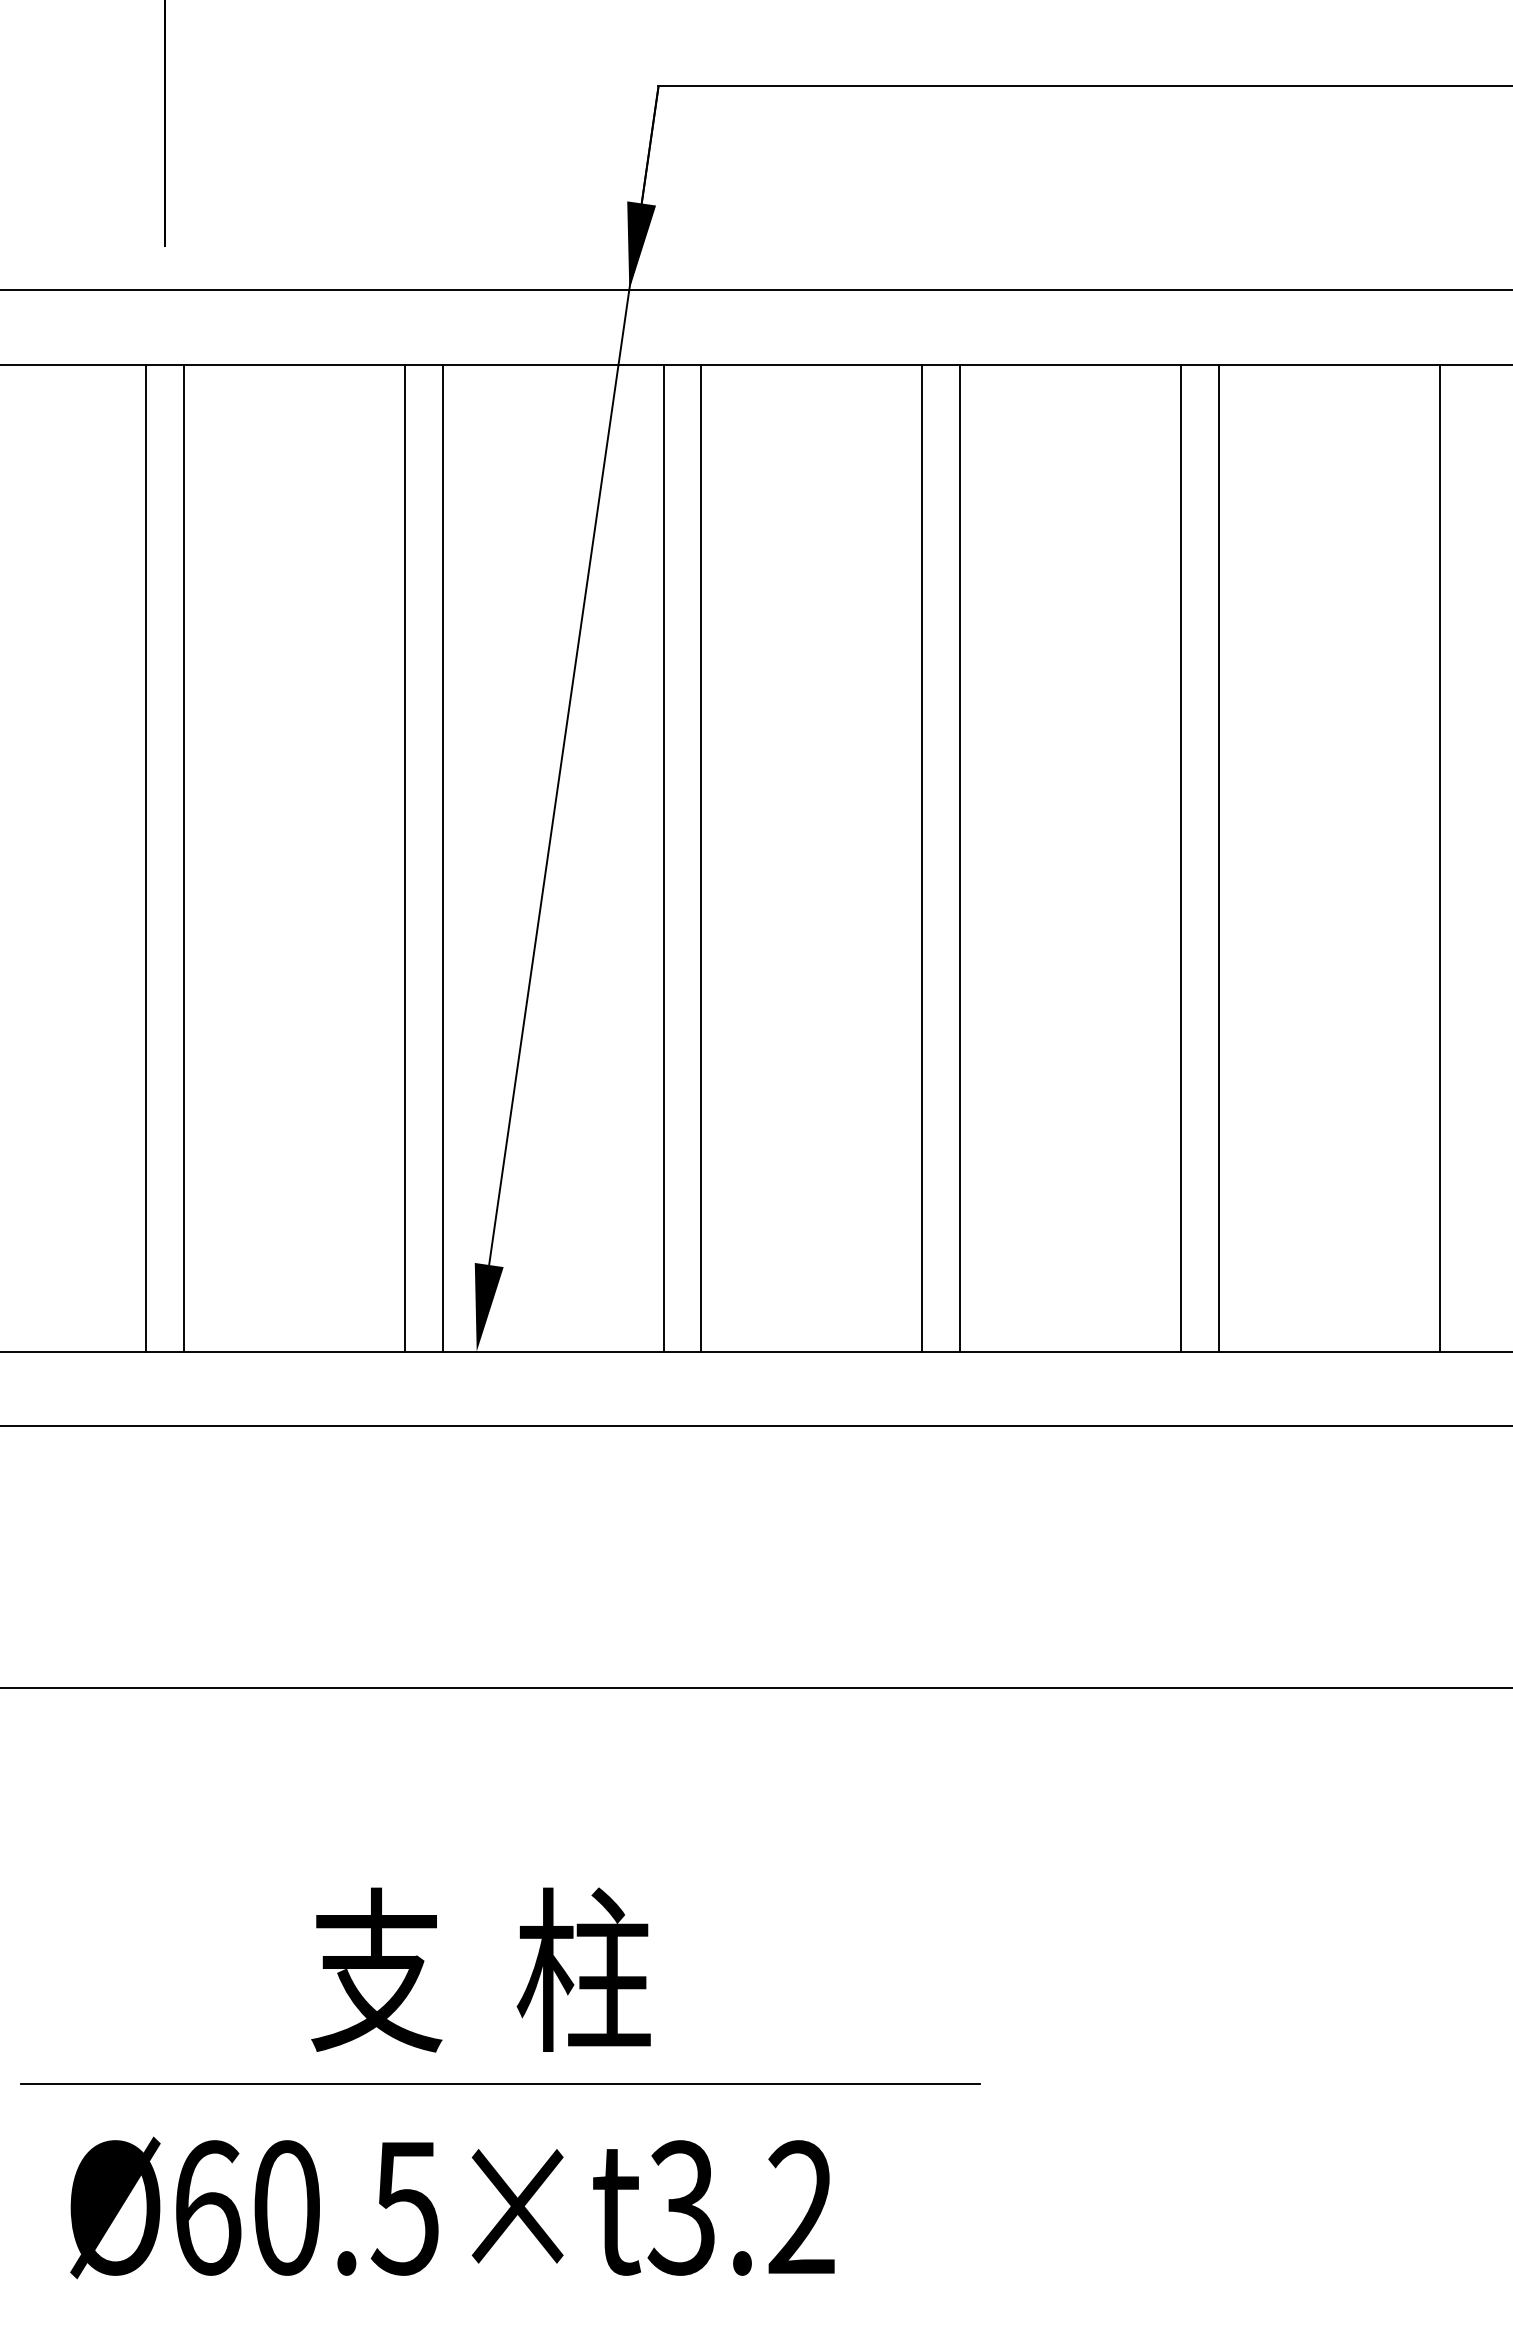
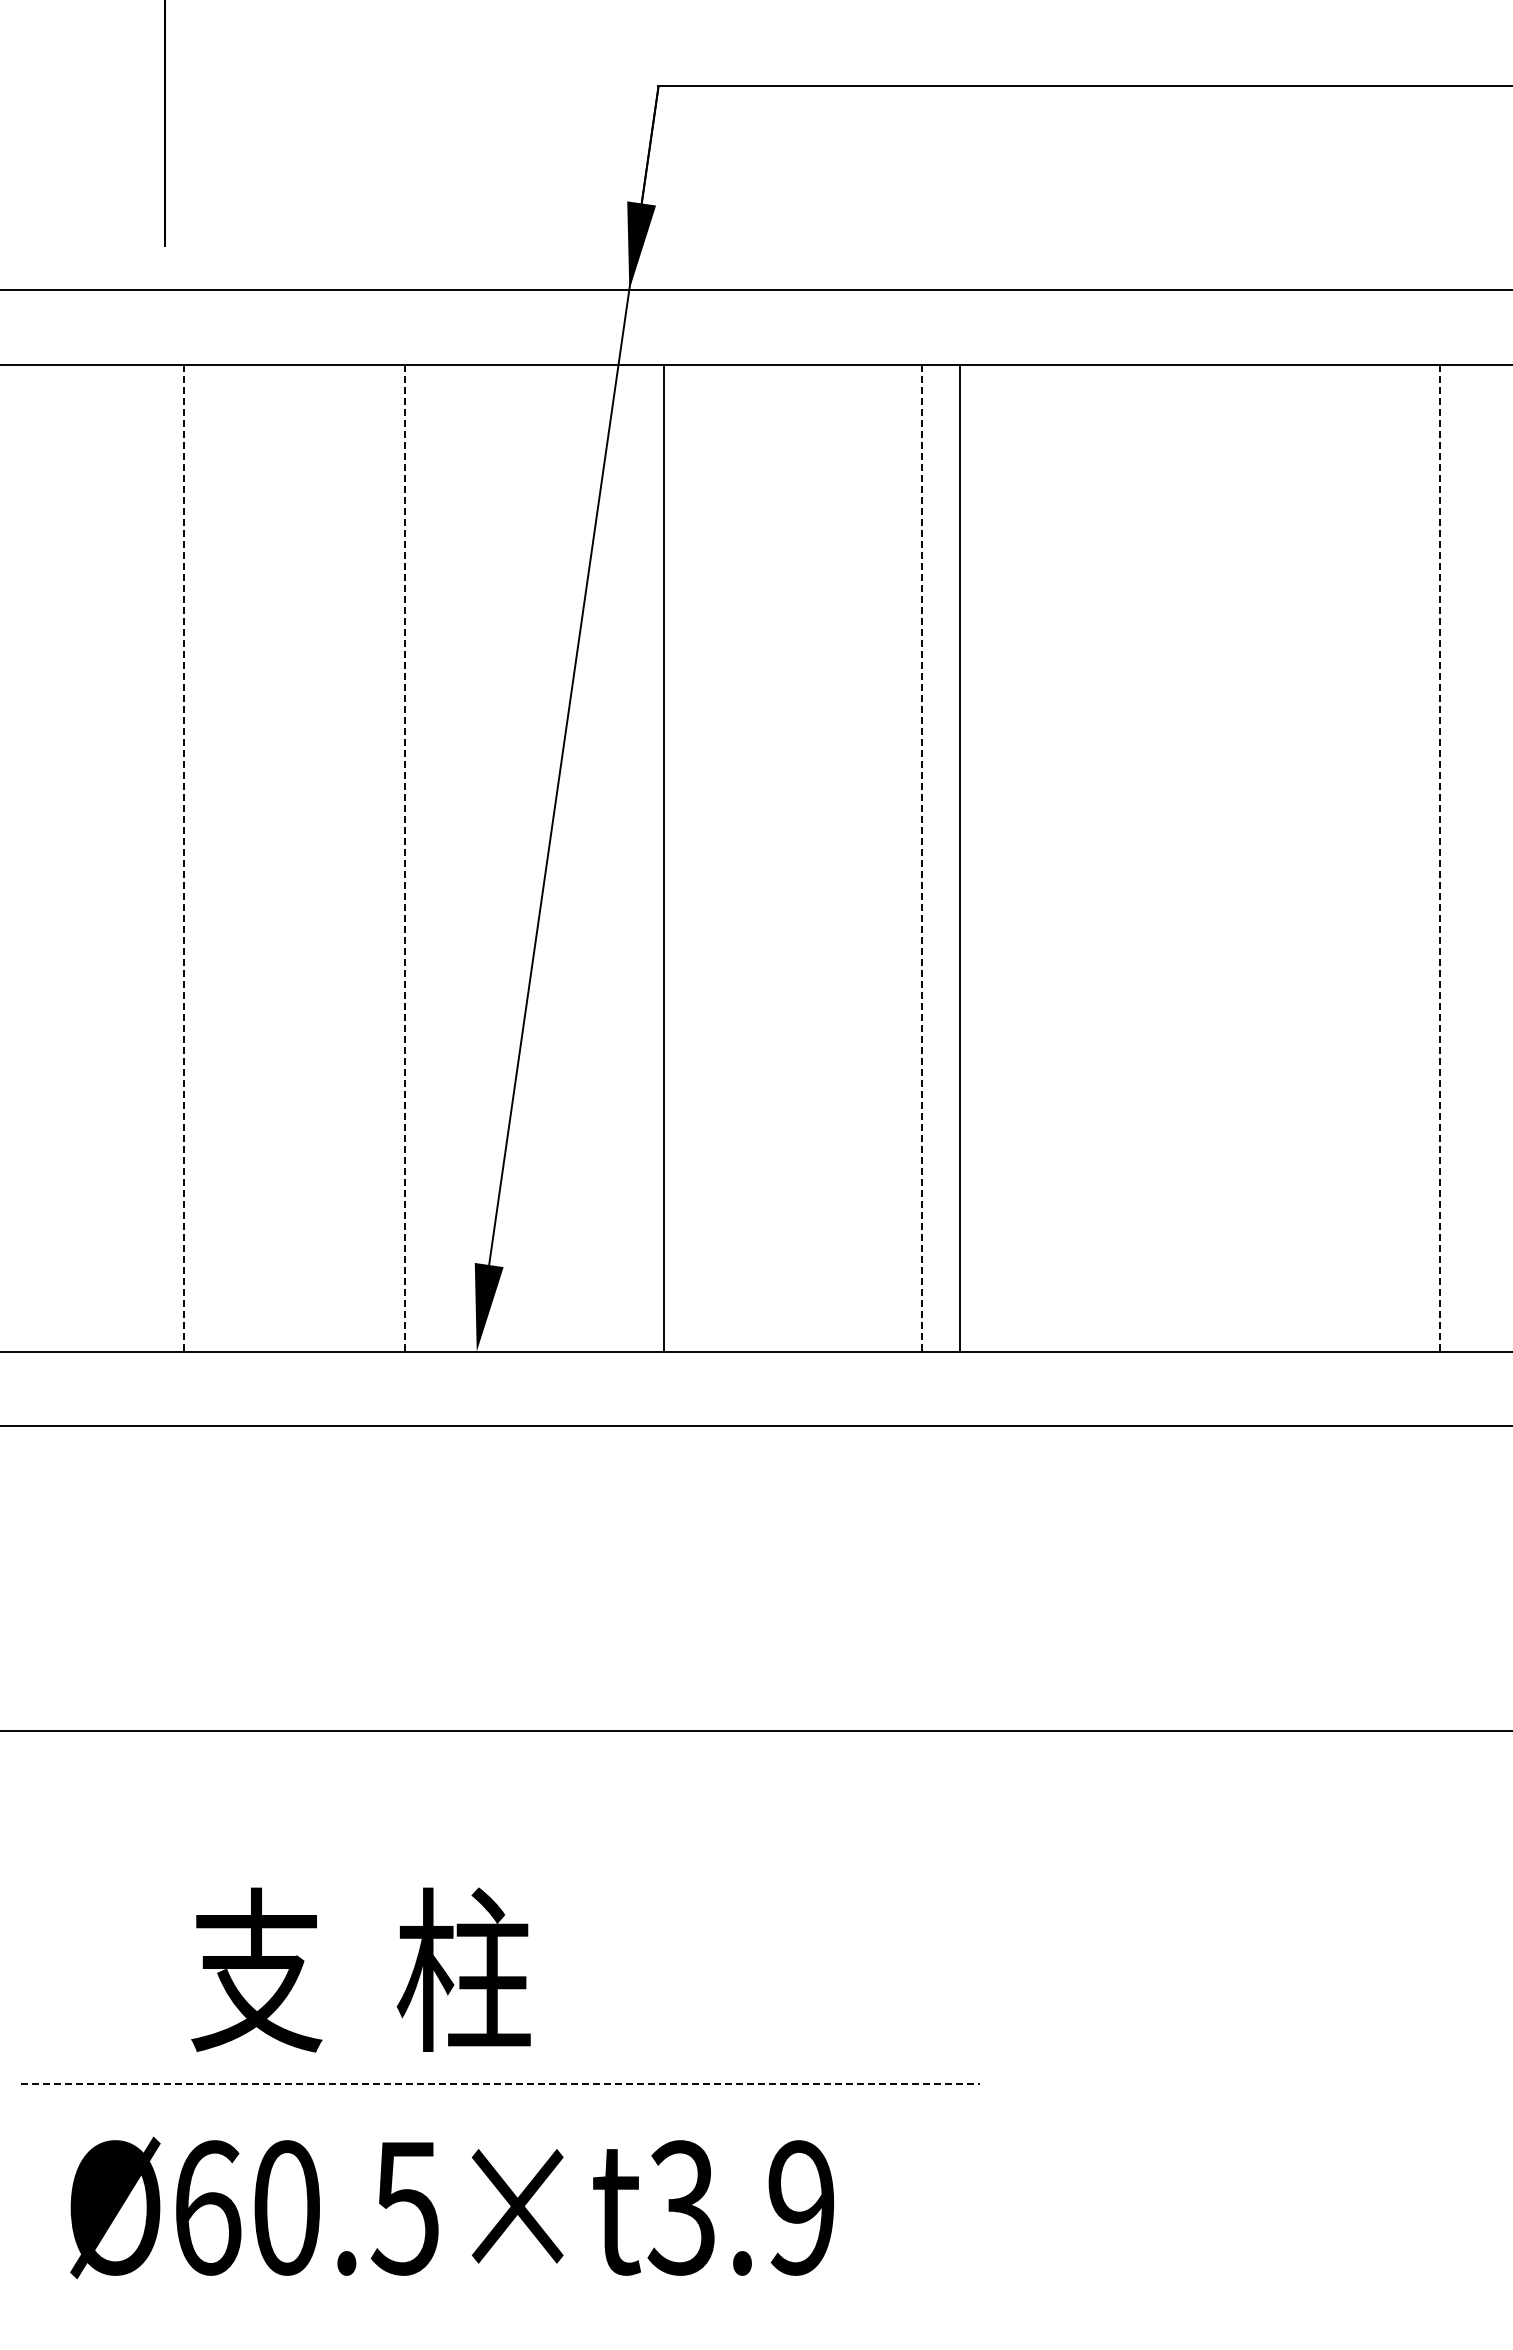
line: present -> none (146, 857)
line: present -> none (442, 857)
line: present -> none (701, 857)
line: present -> none (1180, 857)
line: present -> none (1218, 857)
line: solid -> dashed (184, 858)
line: solid -> dashed (404, 858)
line: solid -> dashed (922, 858)
line: solid -> dashed (1439, 858)
line position: (755, 1688) -> (755, 1731) (755, 1731)
text position: (480, 1969) -> (360, 1969) (360, 1969)
line: solid -> dashed (500, 2083)
text: Ø60.5×t3.2 -> Ø60.5×t3.9 (801, 2207)
